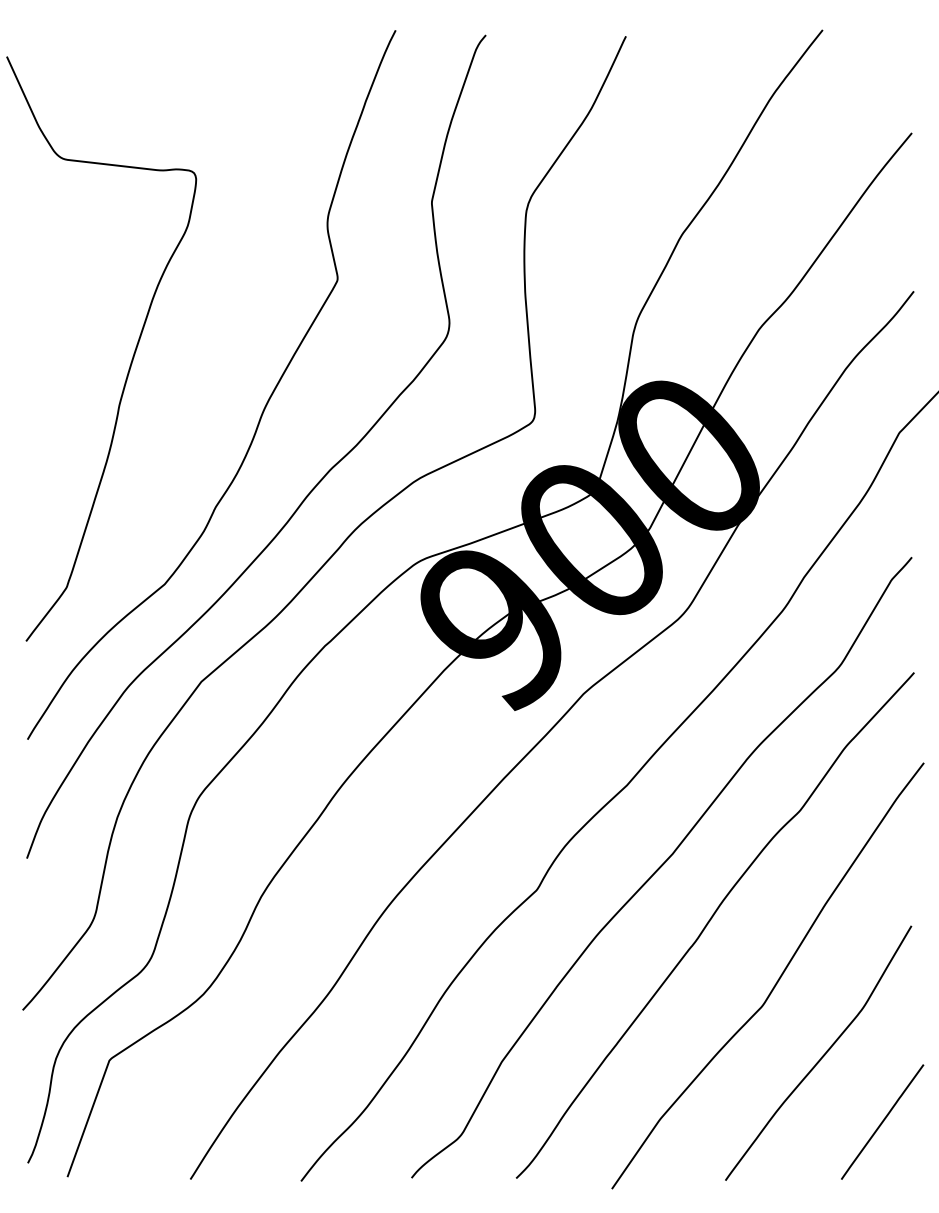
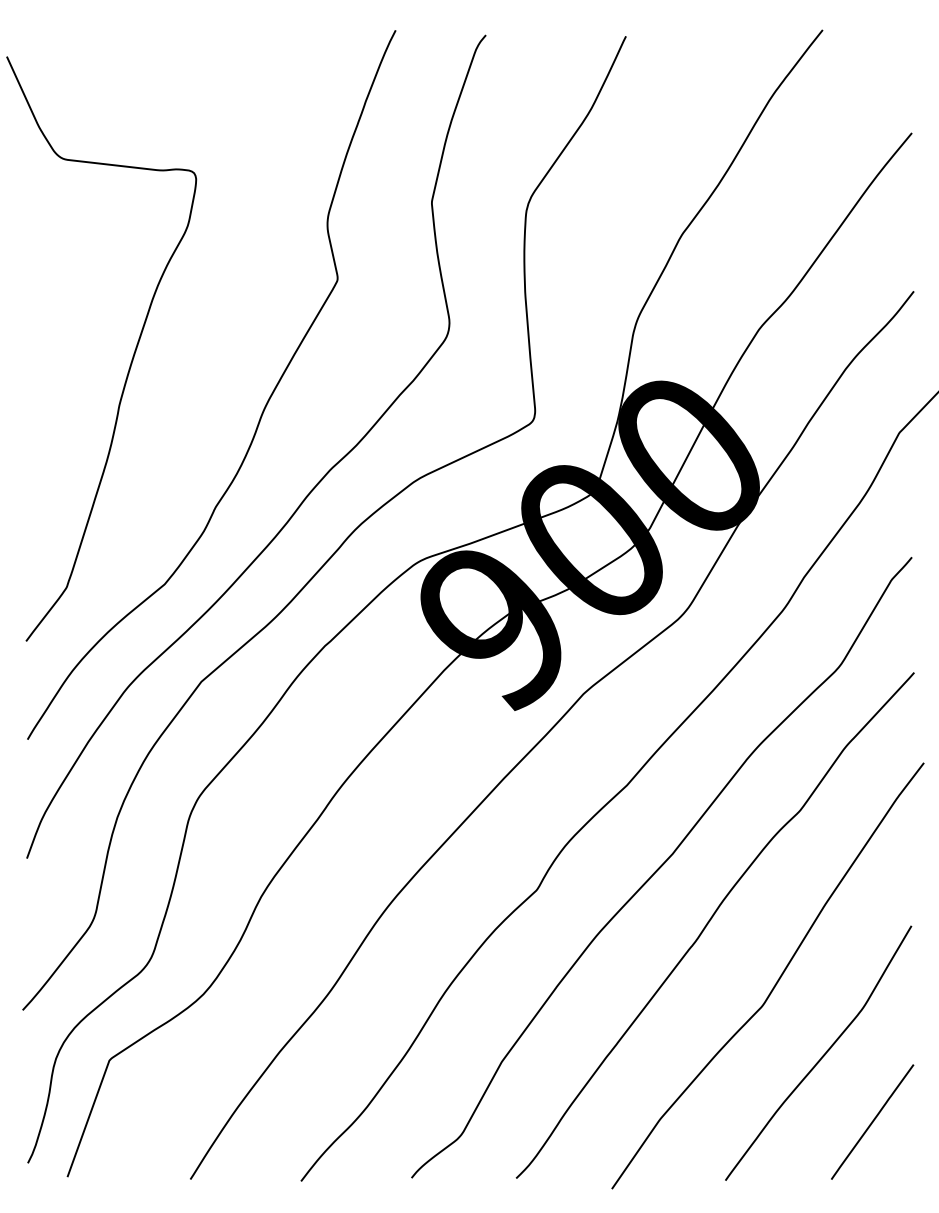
line position: (882, 1121) -> (872, 1121) (872, 1121)
